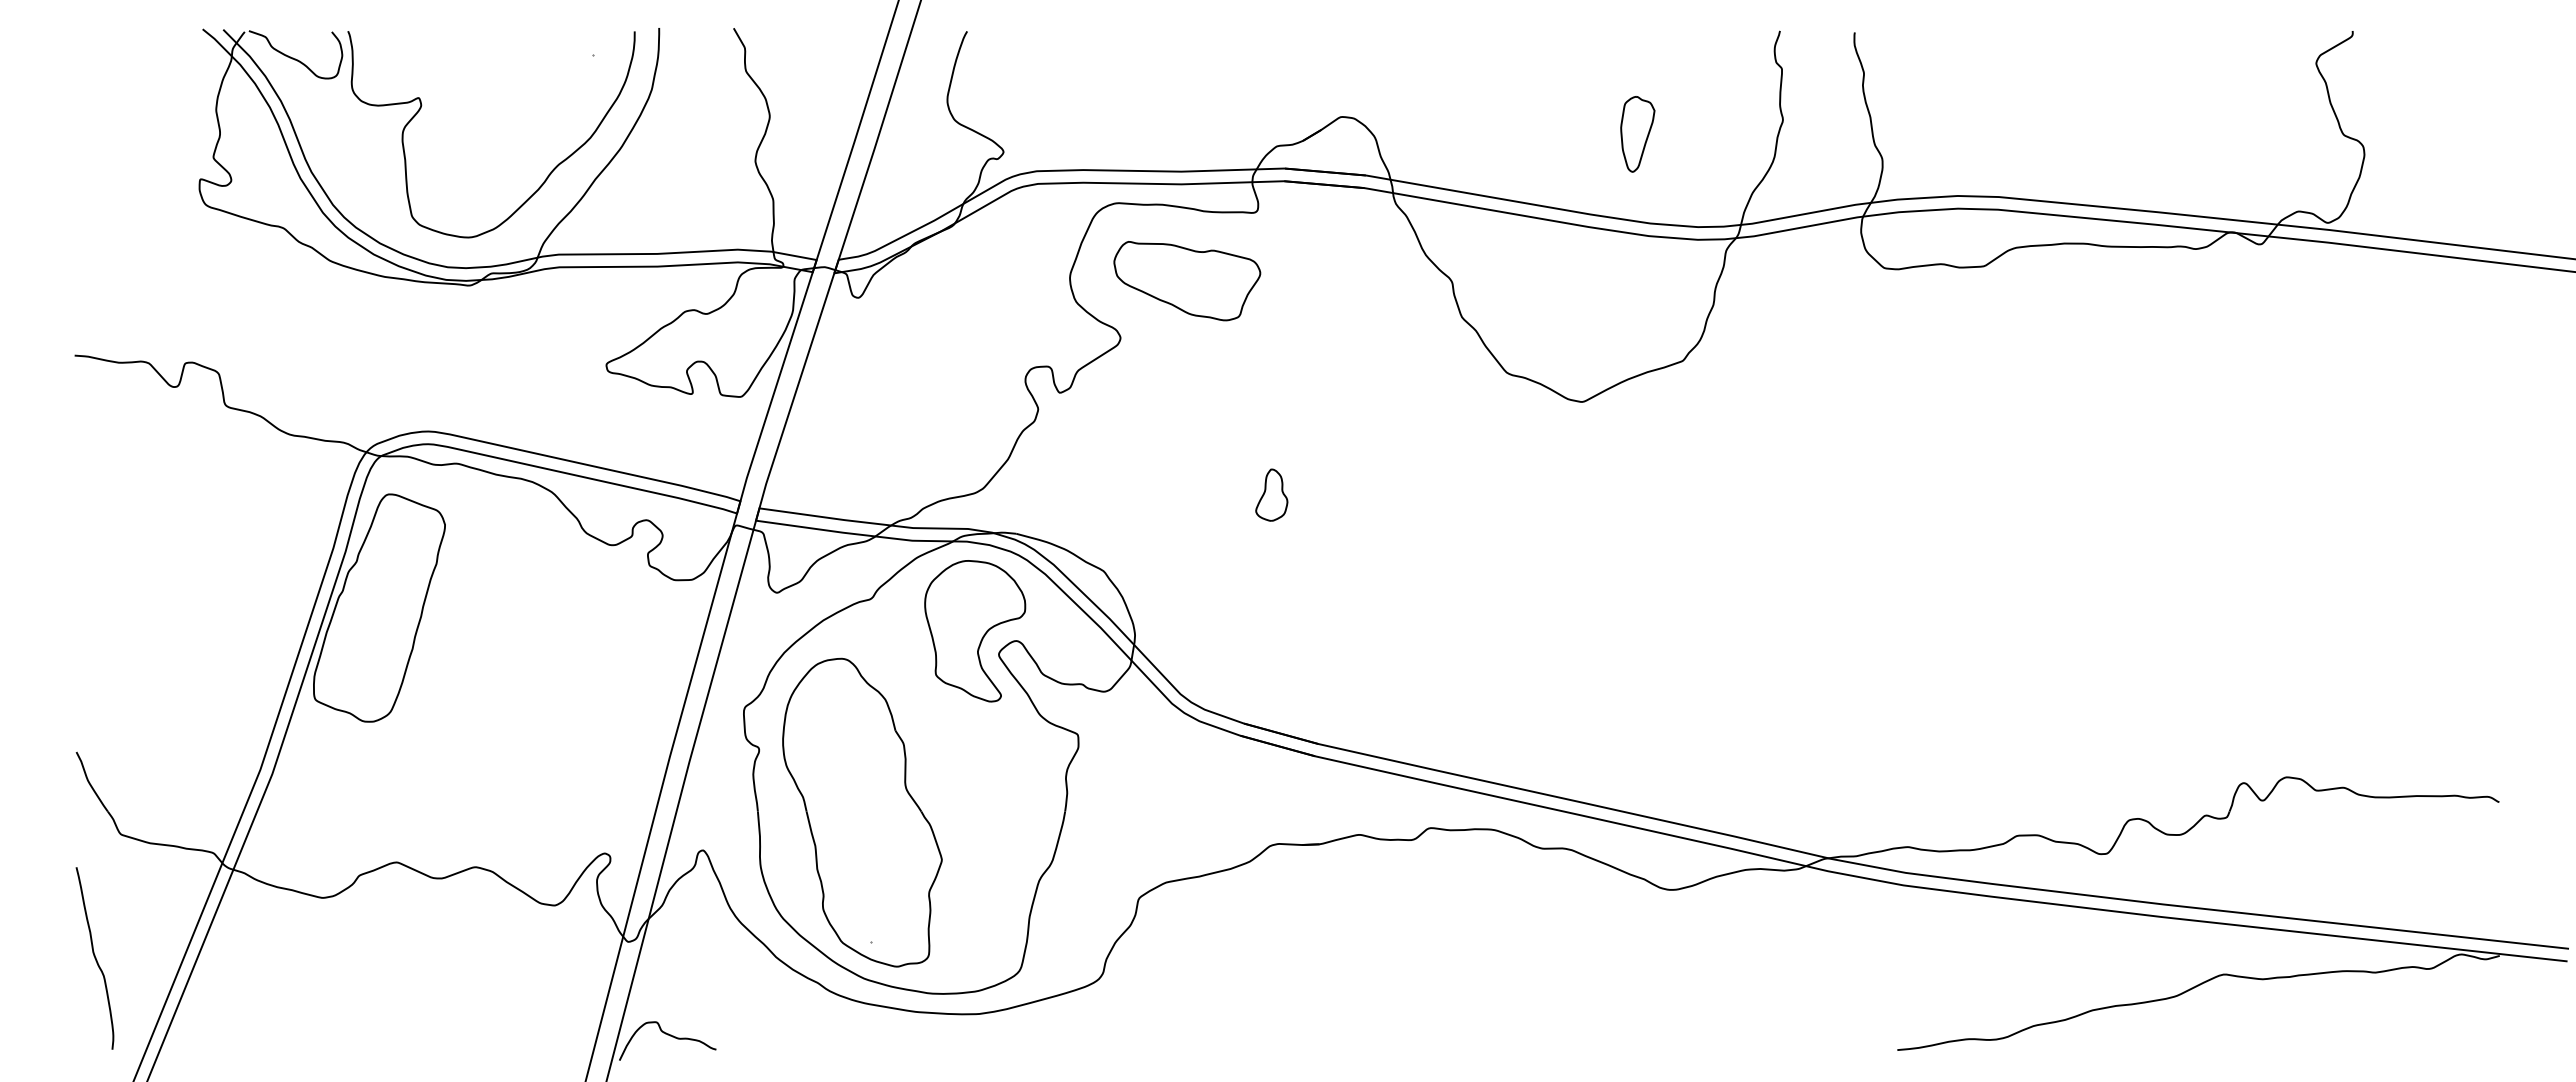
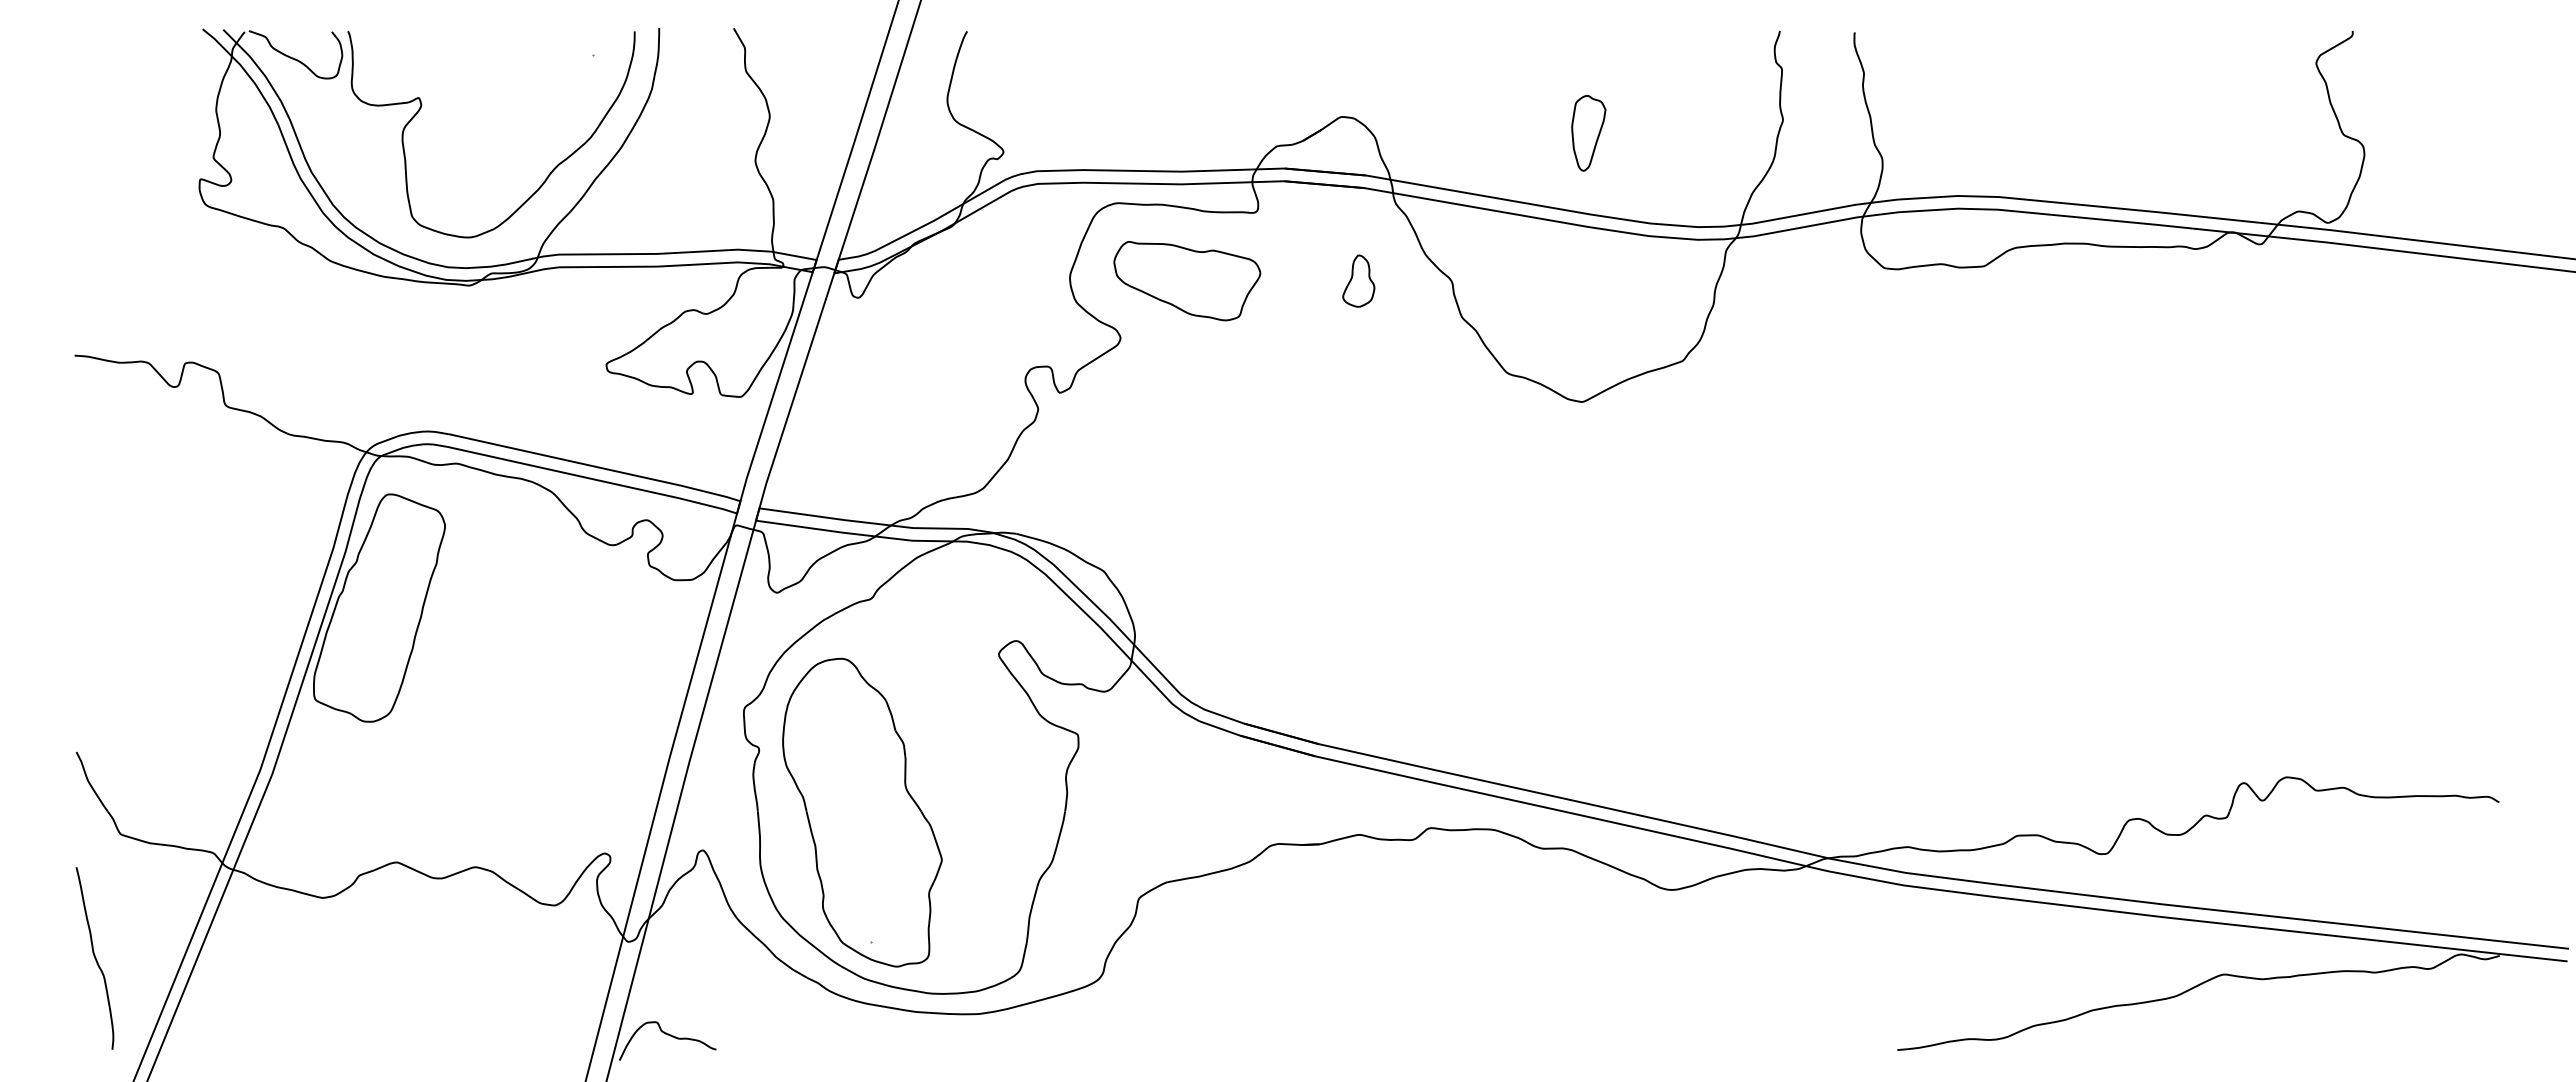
part position: (1637, 134) -> (1588, 133) (1588, 133)
part position: (1271, 494) -> (1358, 280) (1358, 280)
part: present -> none (975, 631)
